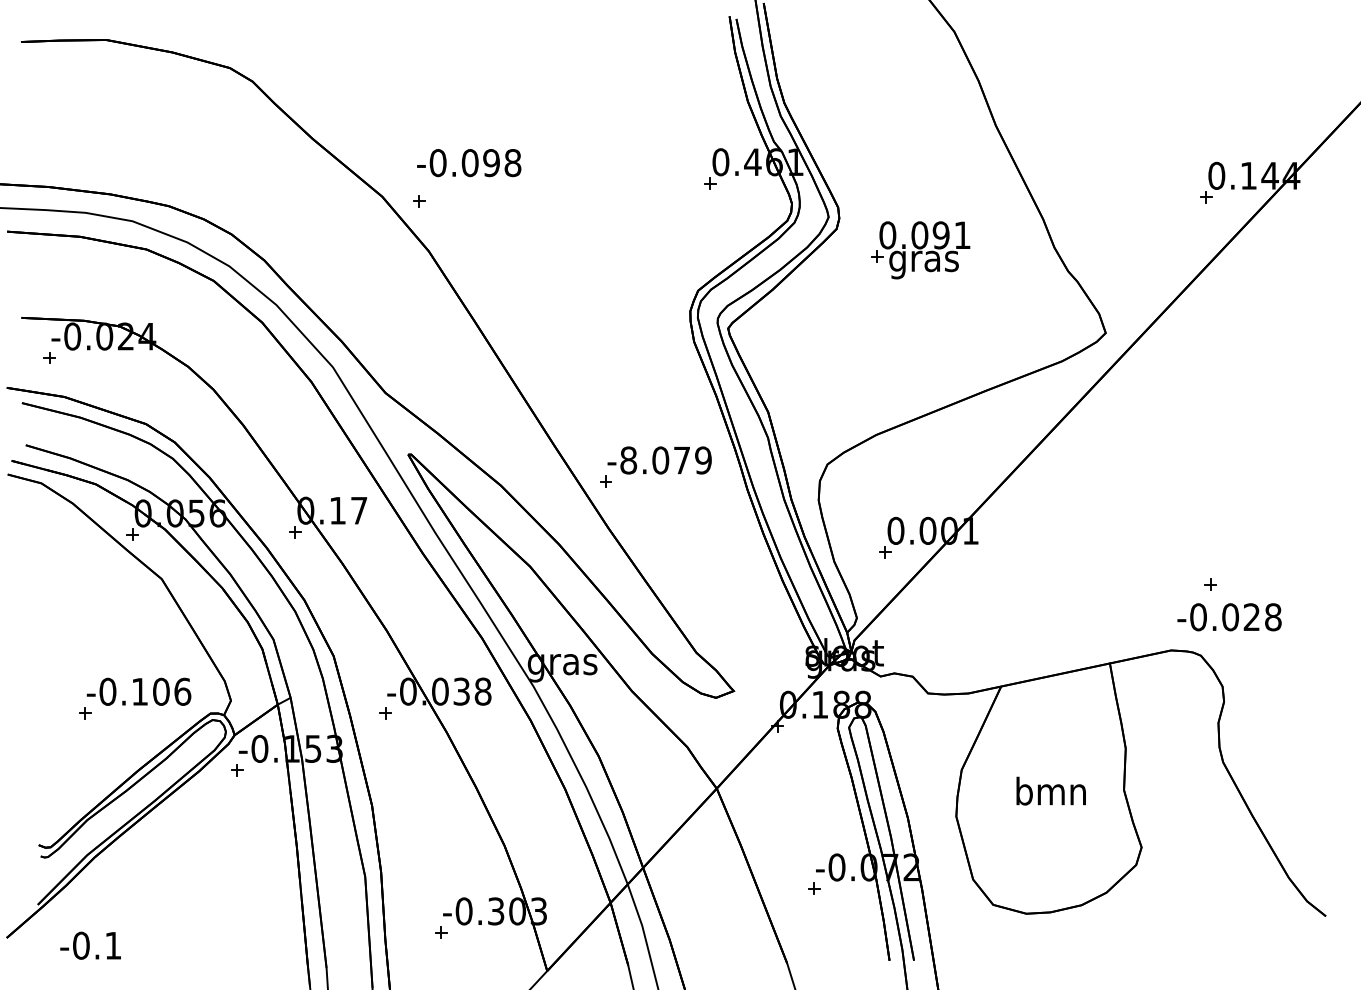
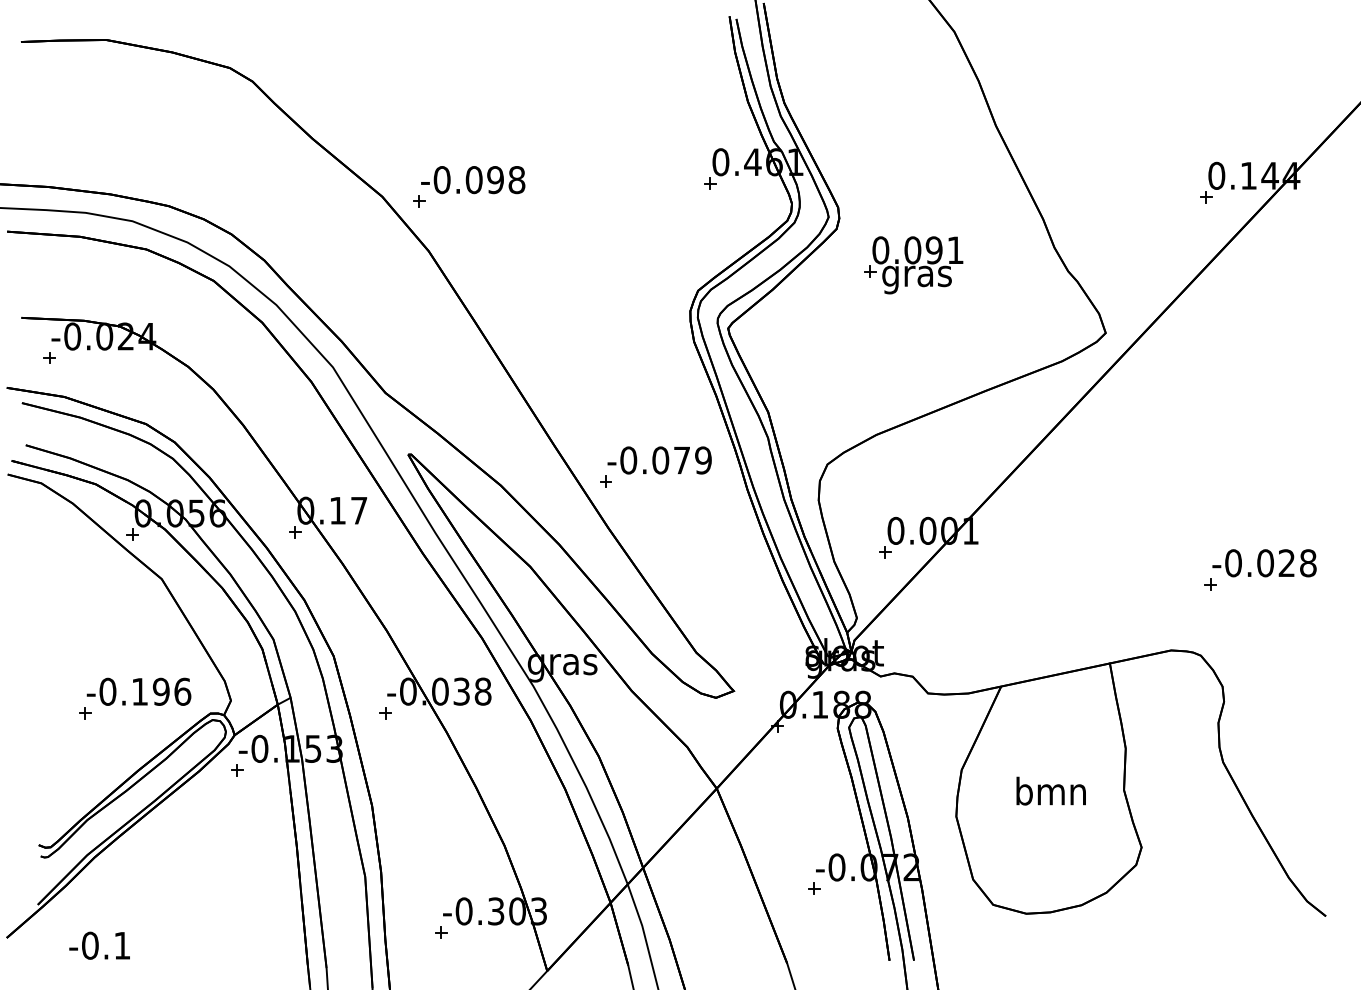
text position: (469, 163) -> (473, 180) (473, 180)
part position: (920, 250) -> (913, 265) (913, 265)
text: -8.079 -> -0.079 (628, 460)
text position: (1229, 617) -> (1264, 563) (1264, 563)
text: -0.106 -> -0.196 (160, 691)
text position: (90, 945) -> (99, 945) (99, 945)
